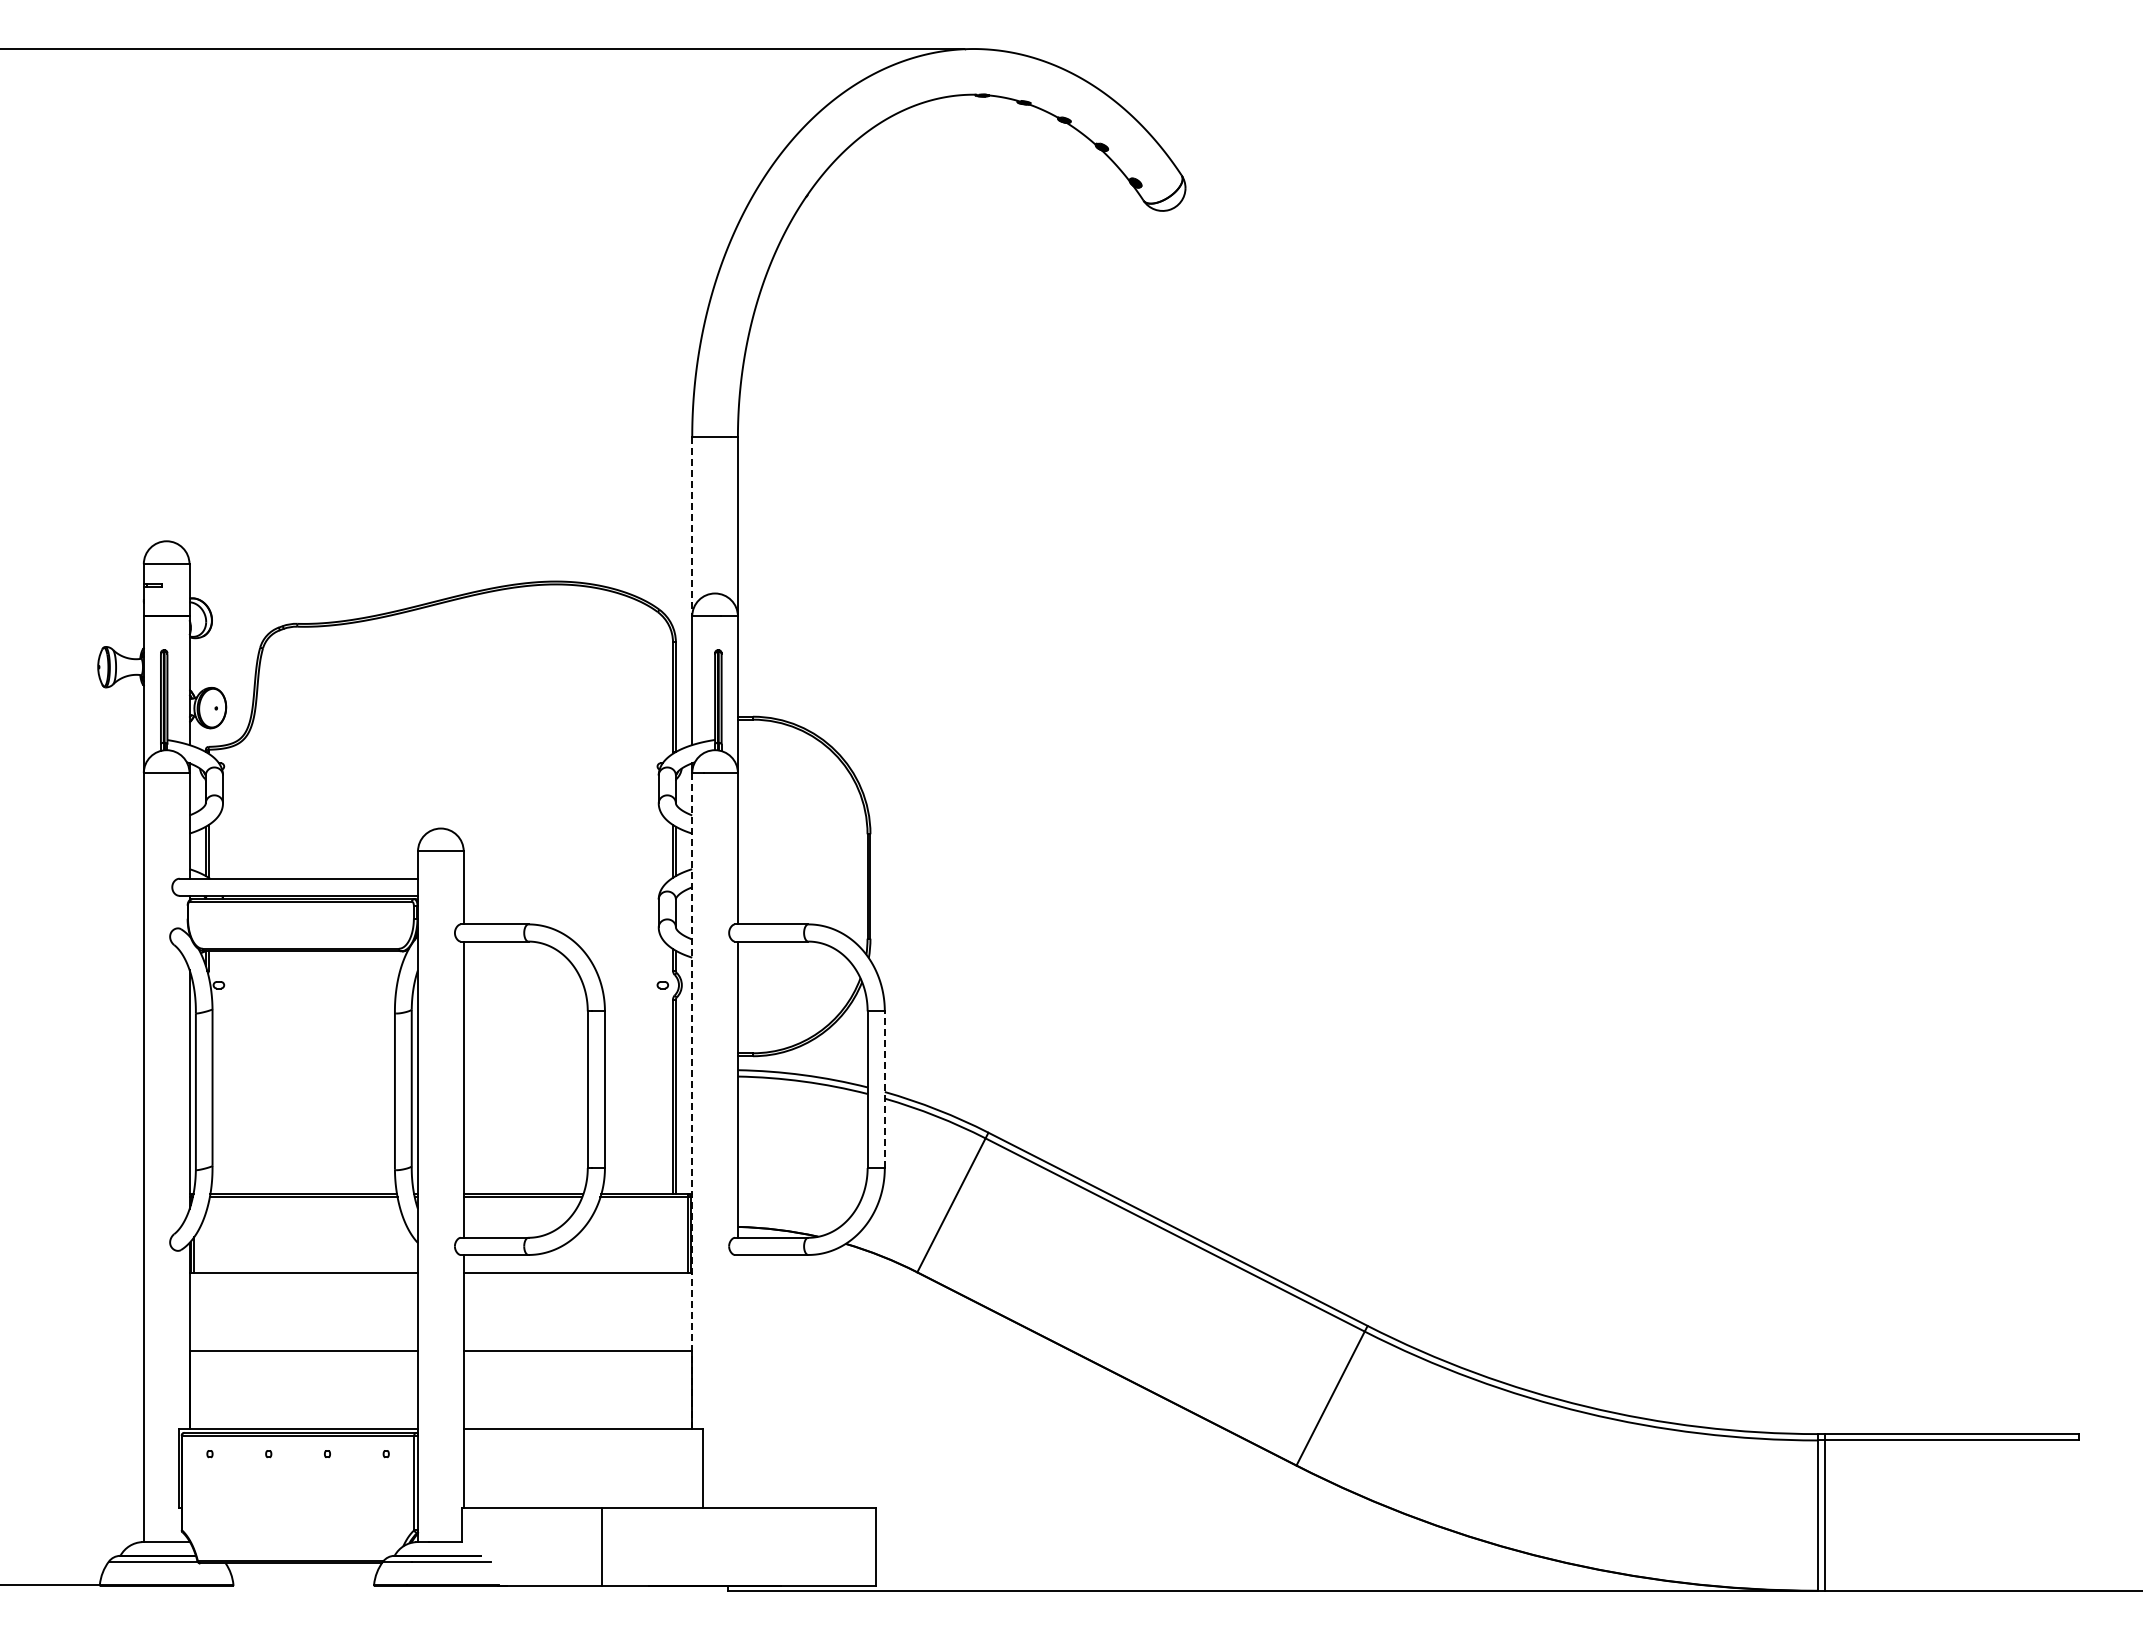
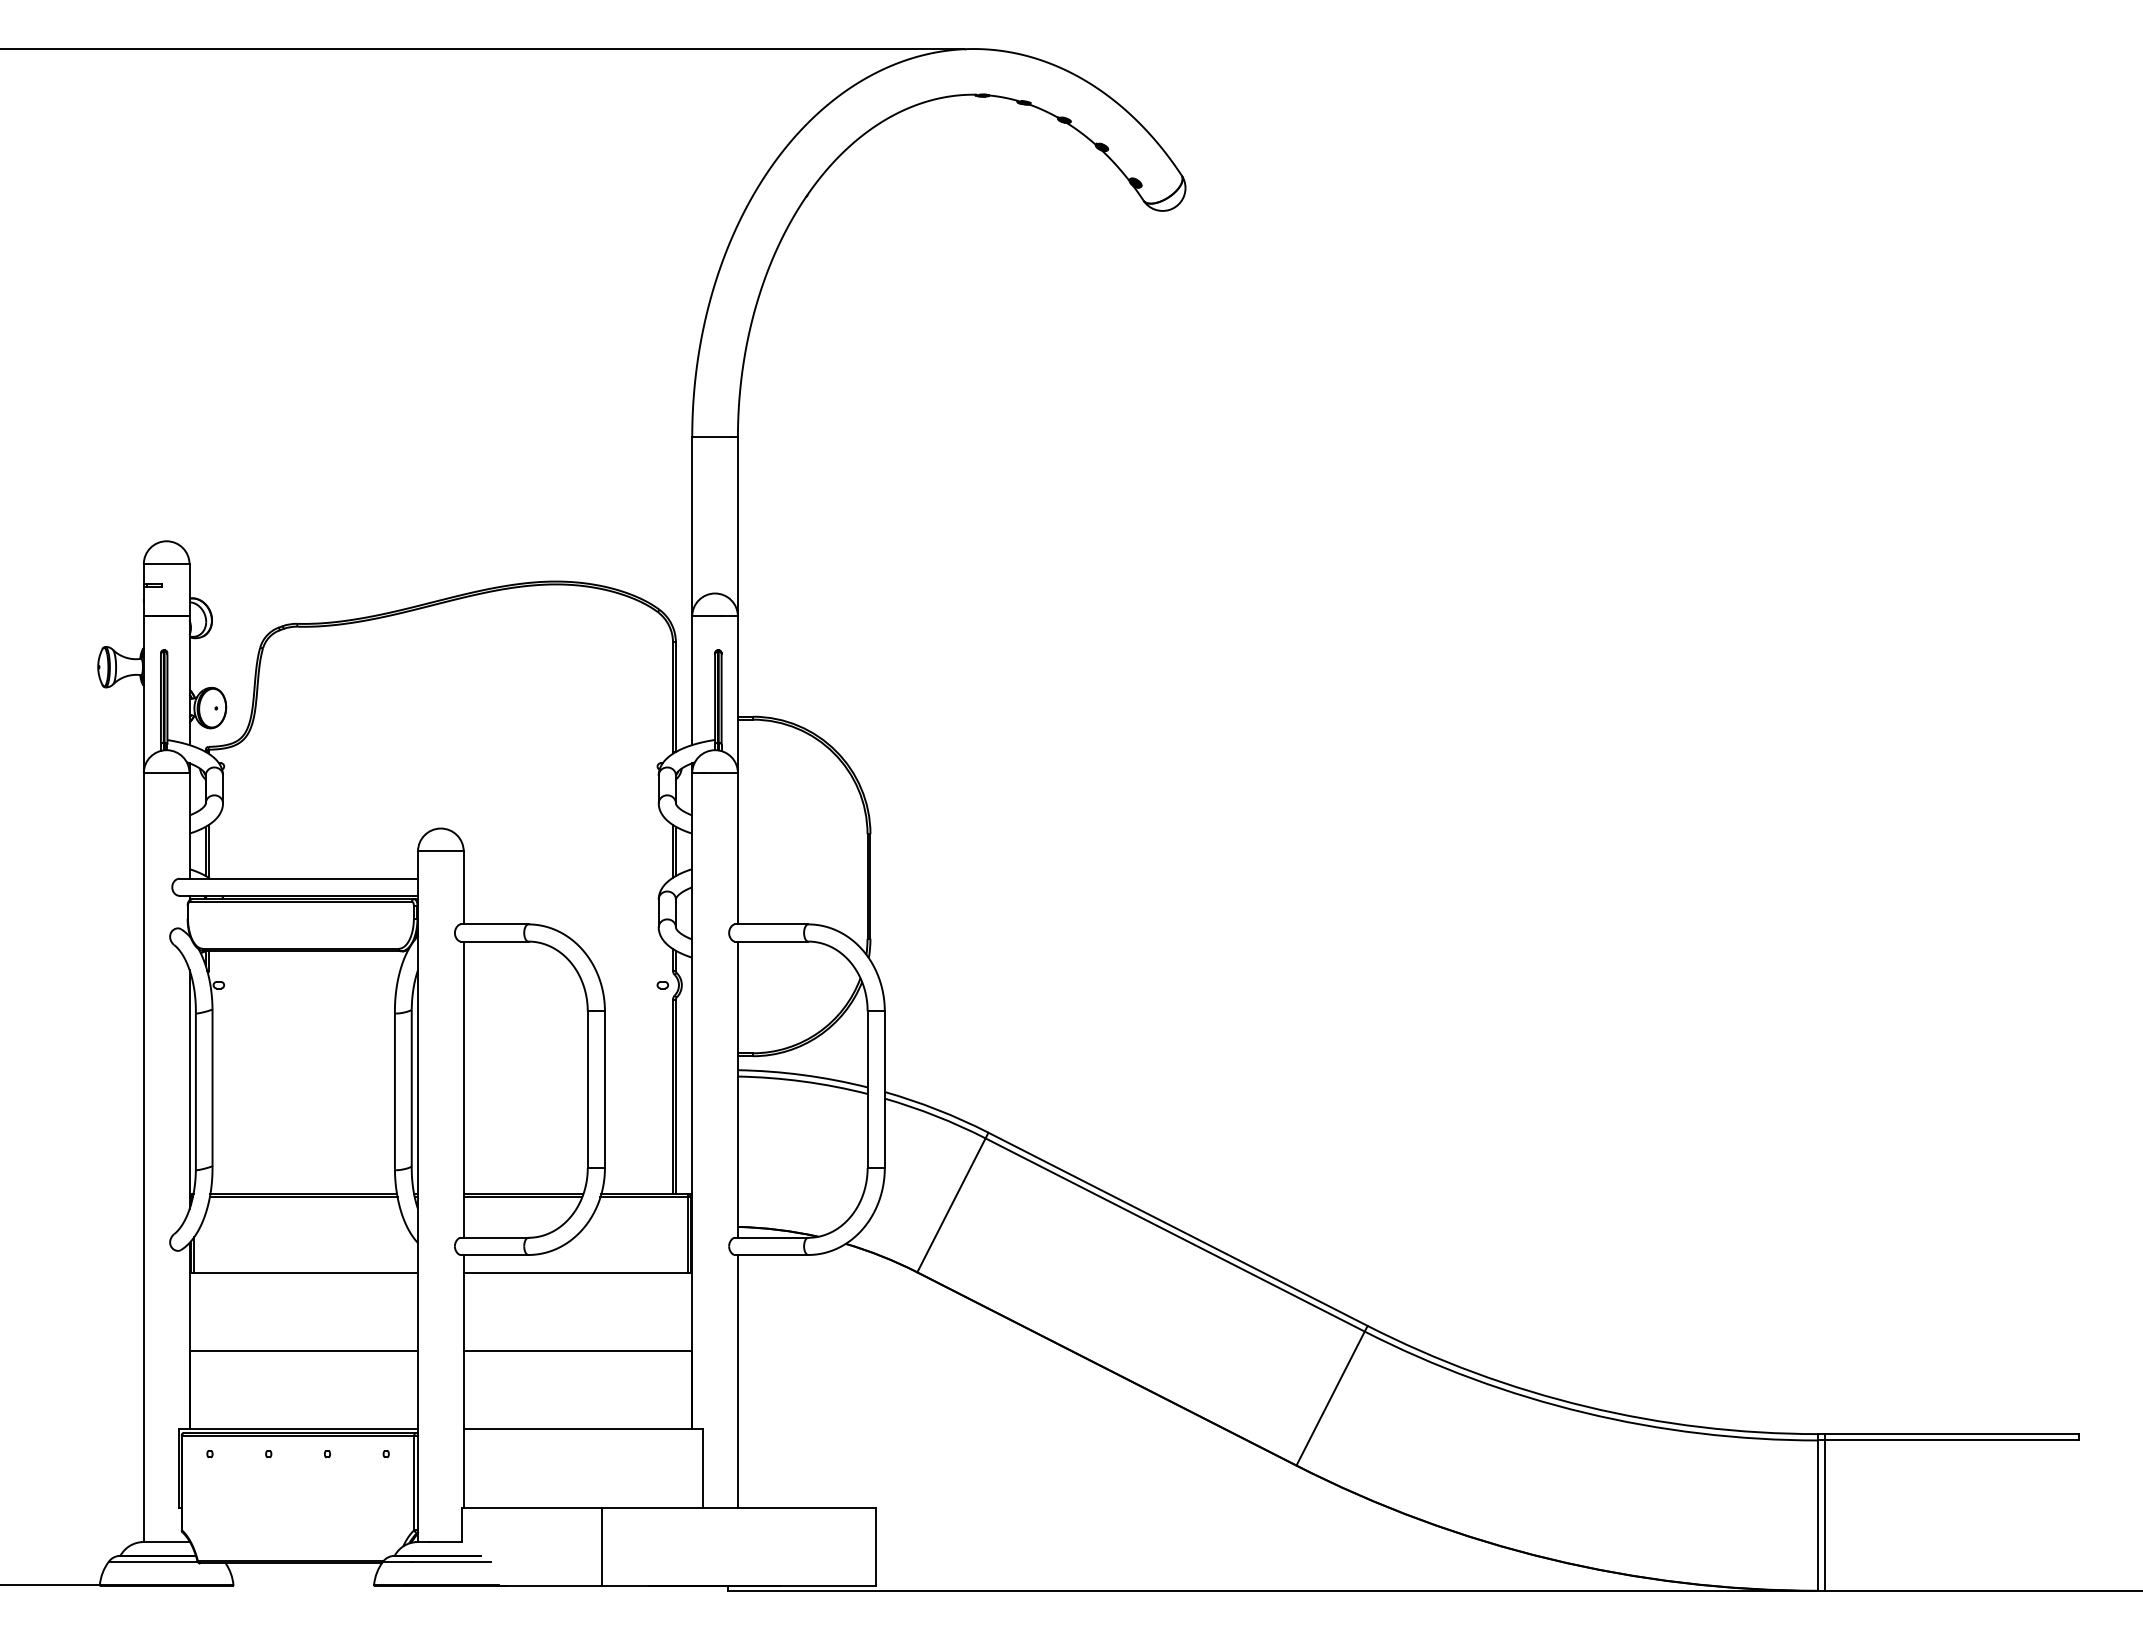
line: dashed -> solid (692, 527)
line: dashed -> solid (884, 1089)
line: dashed -> solid (692, 1101)
line: none -> present (737, 1380)
